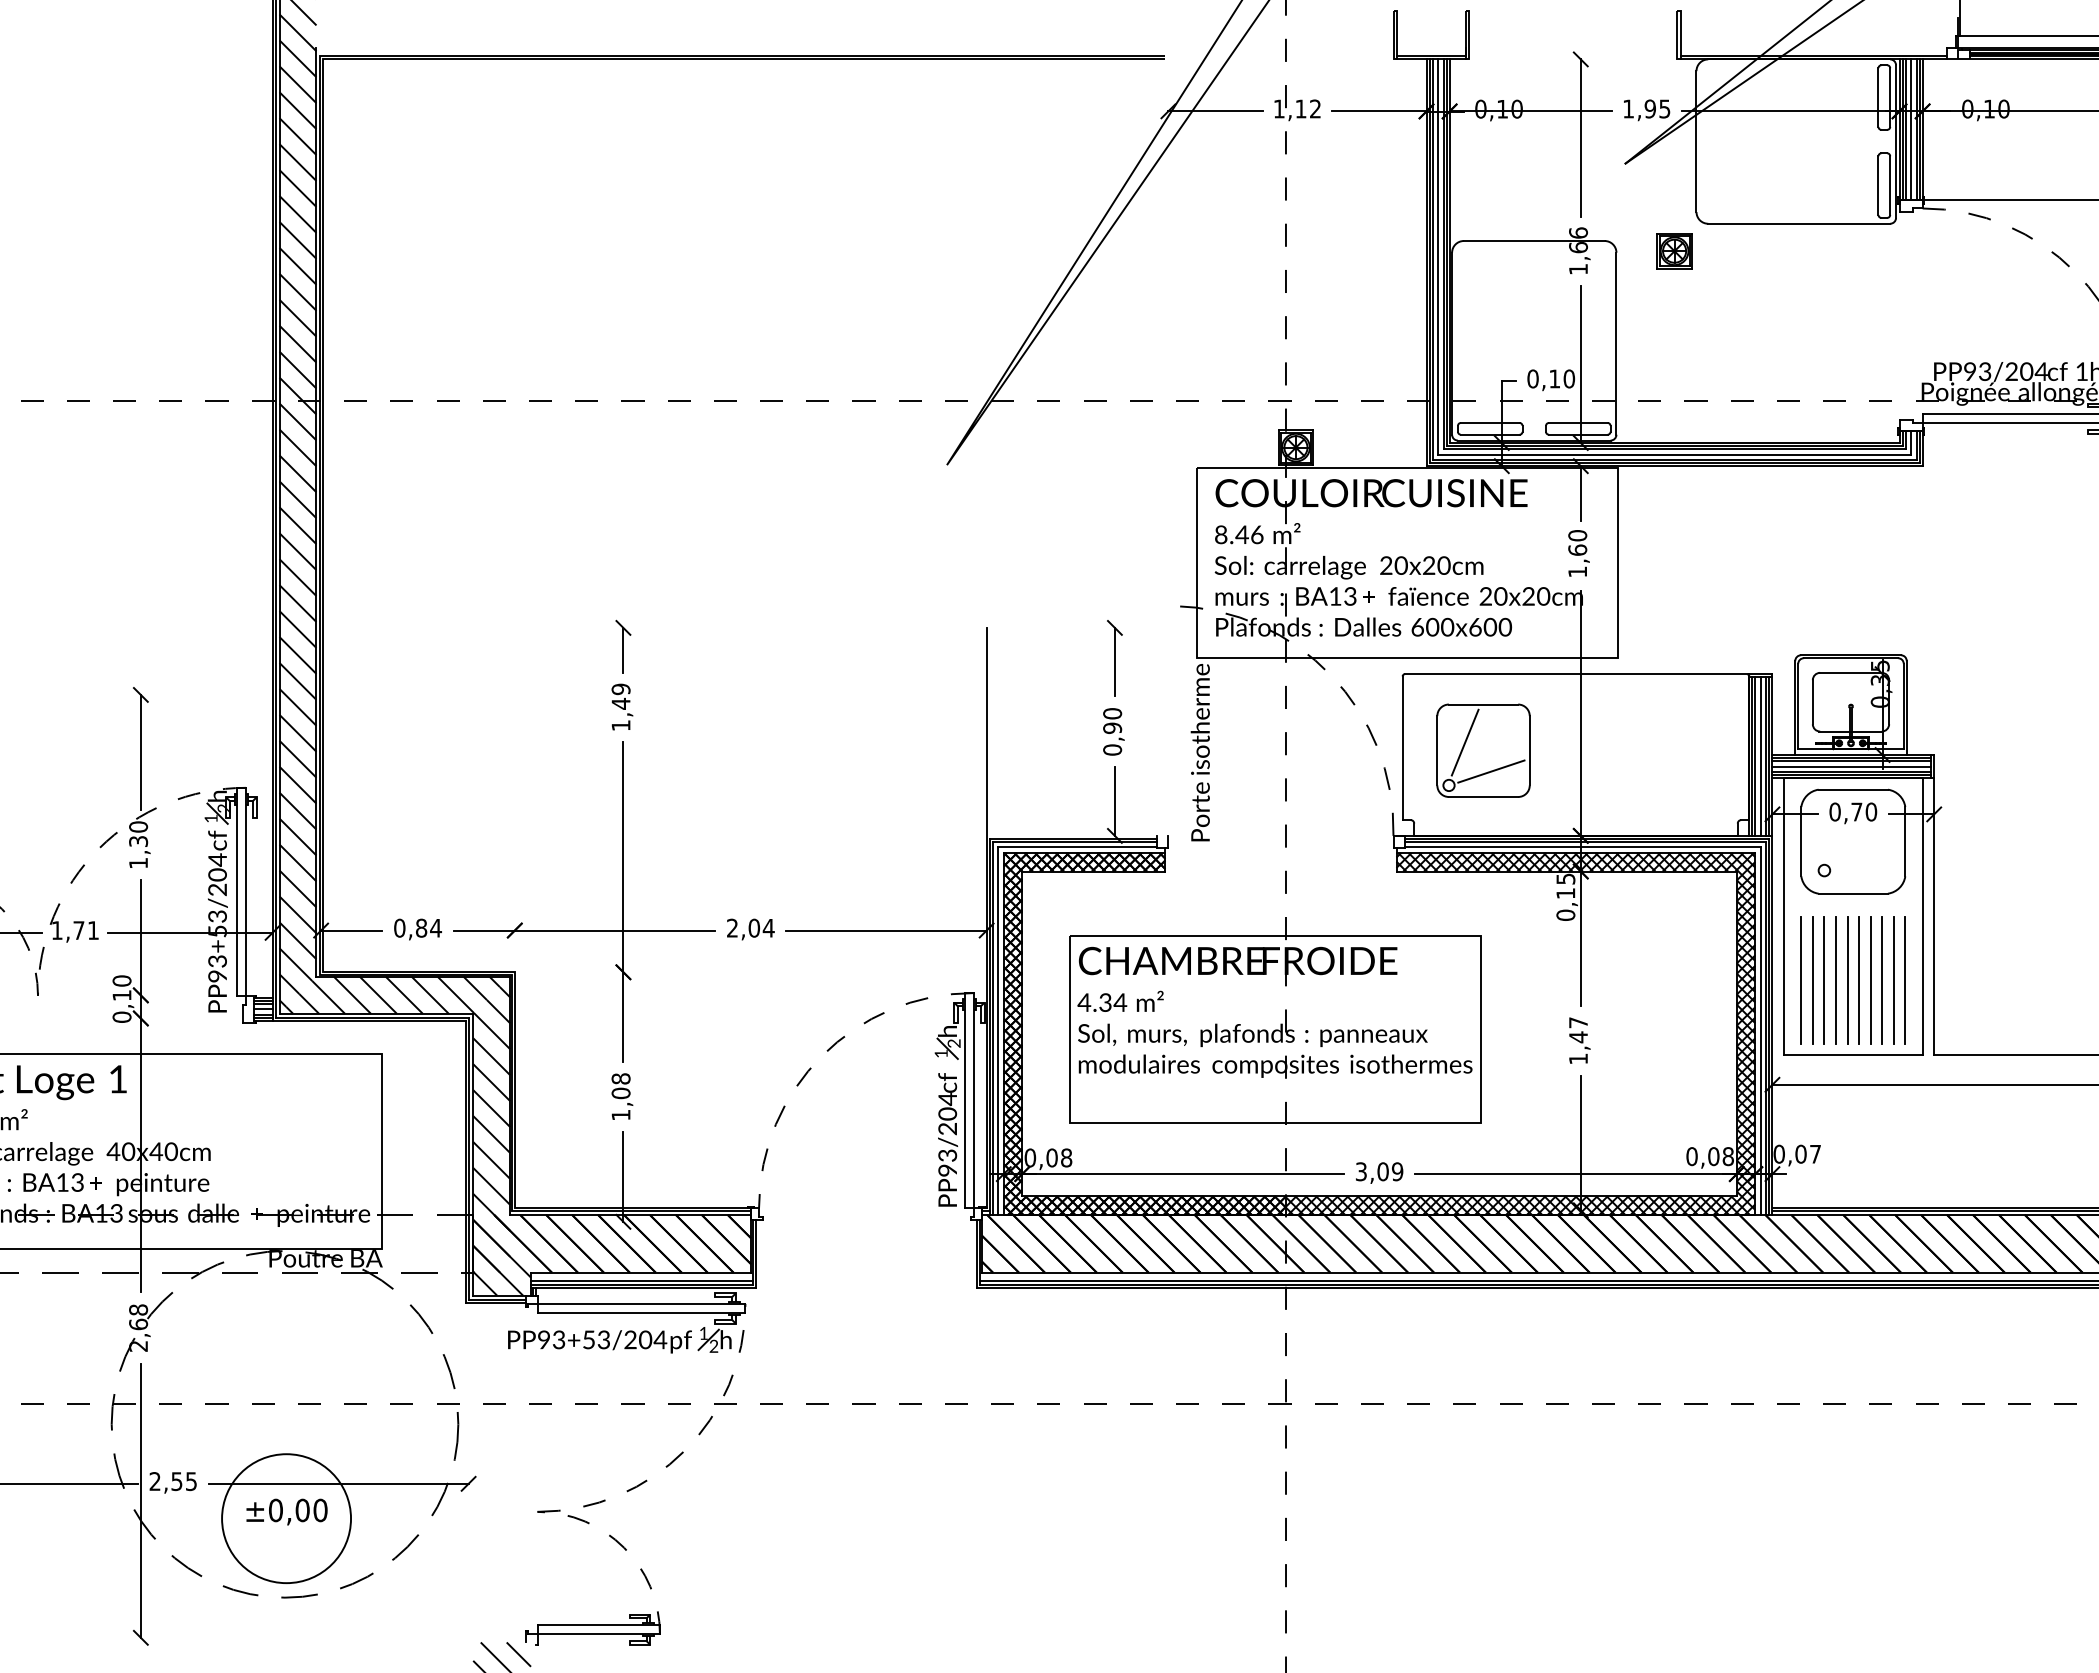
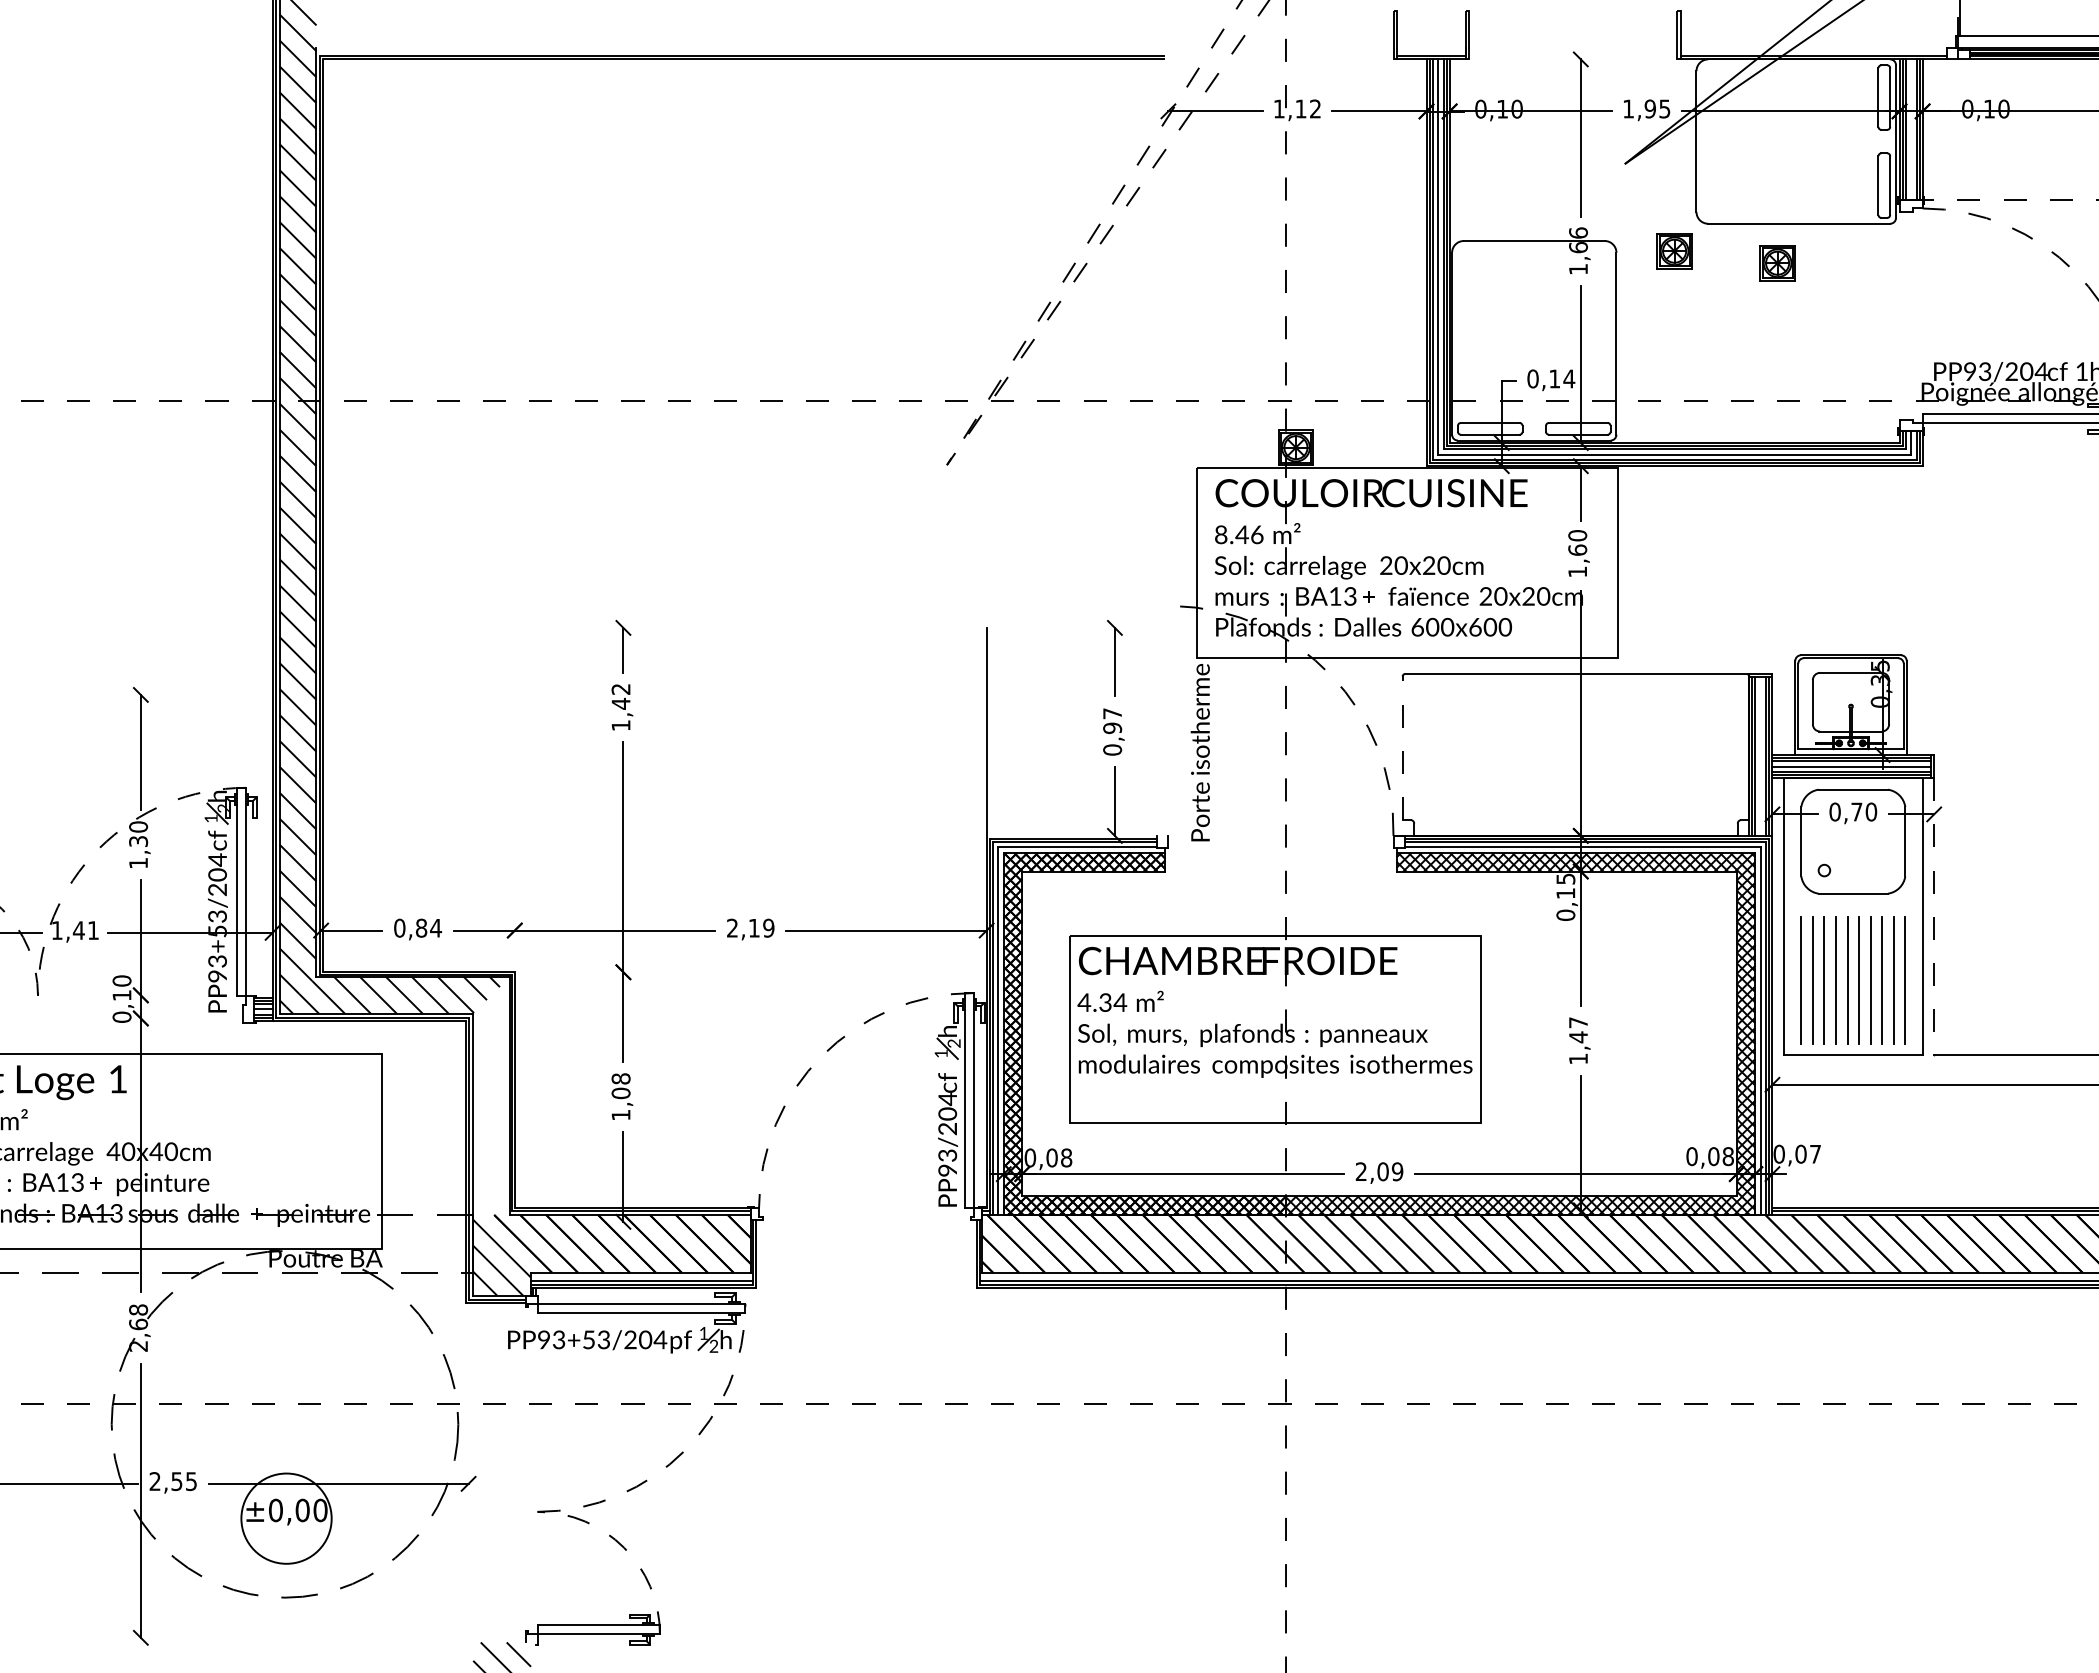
line: present -> none (1911, 129)
line: solid -> dashed (2010, 200)
part: none -> present (1777, 263)
text: 0,10 -> 0,14 (1569, 378)
line: solid -> dashed (950, 459)
text: 1,49 -> 1,42 (620, 689)
text: 0,90 -> 0,97 (1112, 713)
line: solid -> dashed (1402, 748)
part: present -> none (1483, 750)
line: present -> none (1760, 756)
line: solid -> dashed (1934, 916)
text: 2,04 -> 2,19 (761, 927)
text: 1,71 -> 1,41 (78, 930)
hatch: present -> none (491, 1129)
text: 3,09 -> 2,09 (1360, 1171)
circle diameter: 129 px -> 90 px (286, 1518)
